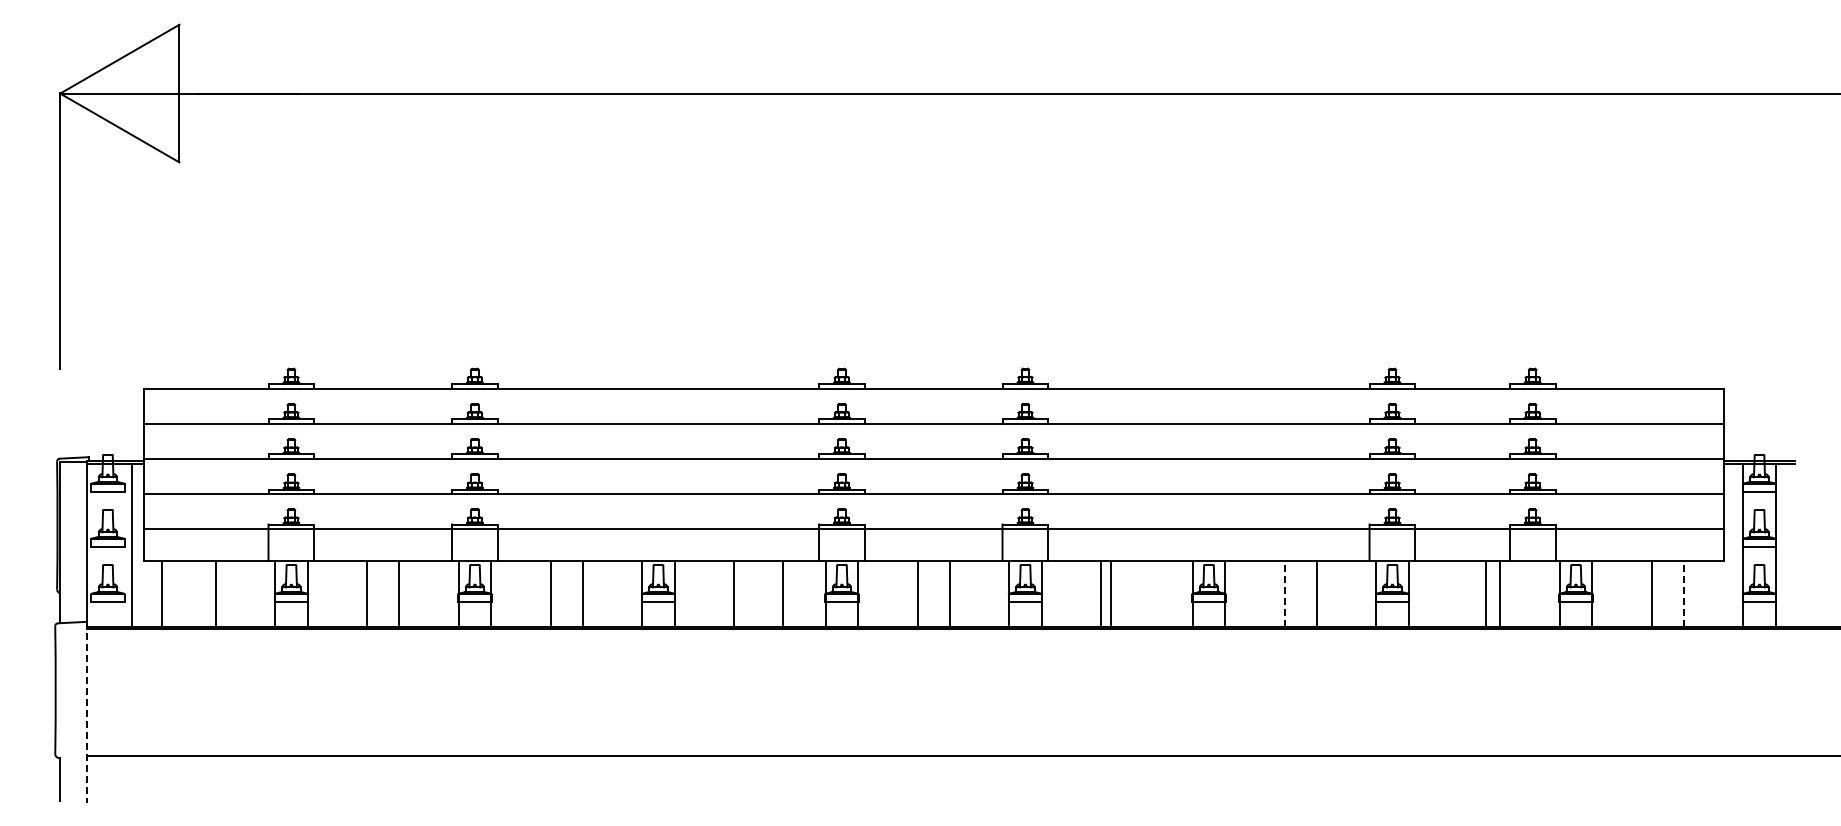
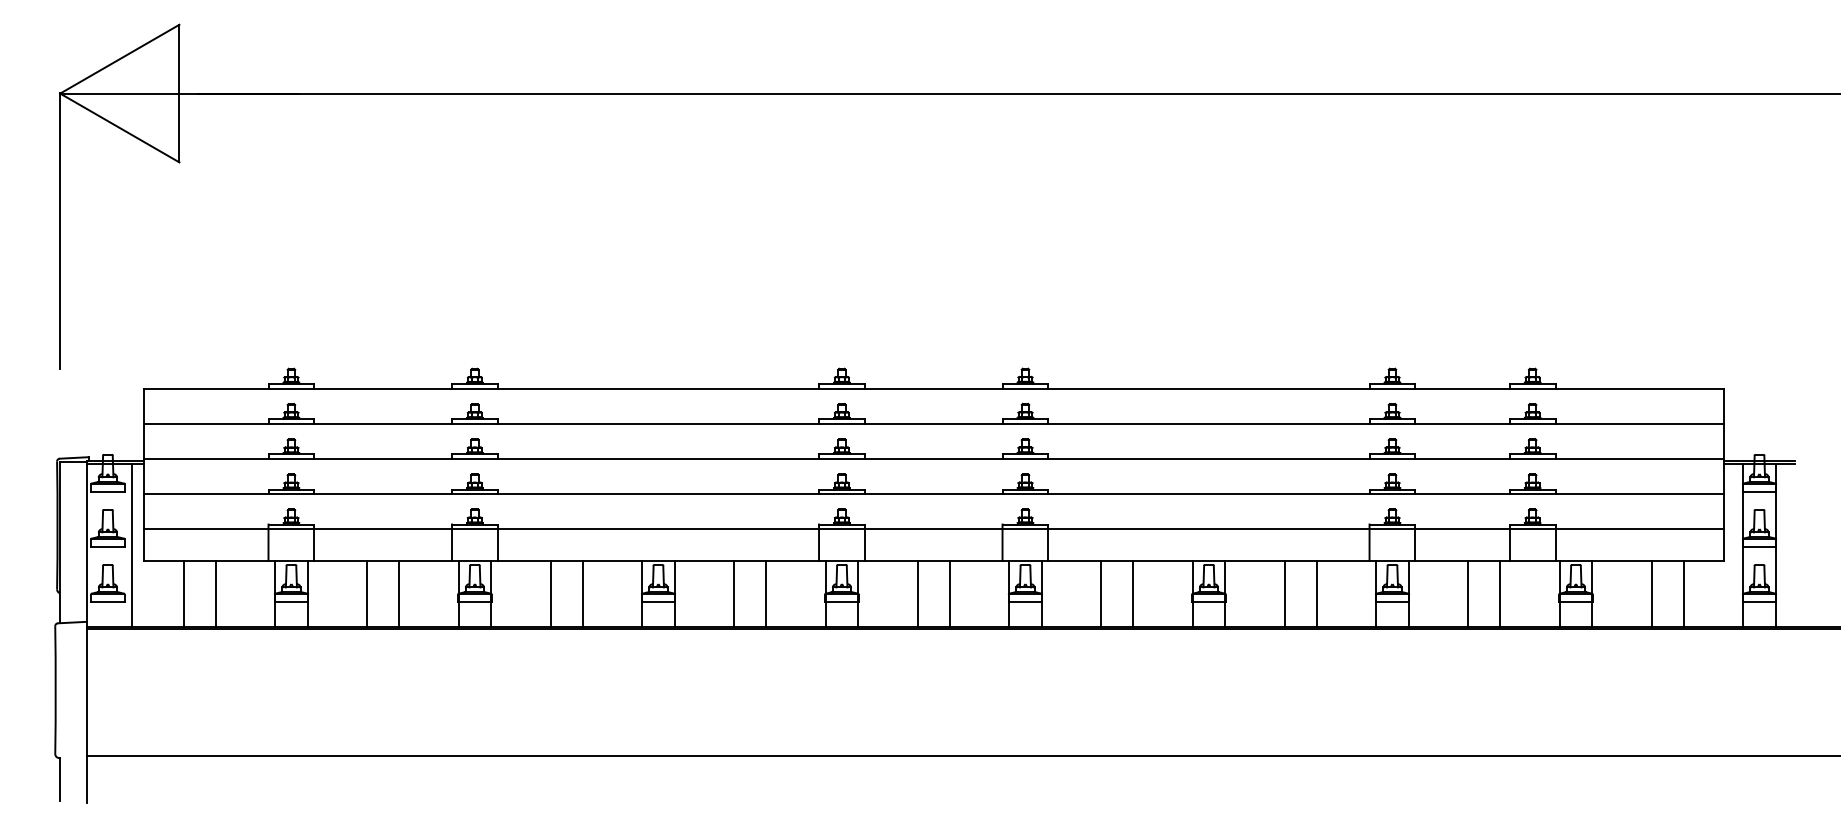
line position: (161, 593) -> (183, 593) (183, 593)
line position: (783, 593) -> (766, 593) (766, 593)
line position: (1111, 593) -> (1133, 593) (1133, 593)
line: dashed -> solid (1284, 593)
line position: (1486, 593) -> (1468, 593) (1468, 593)
line: dashed -> solid (1683, 593)
line: dashed -> solid (86, 712)
